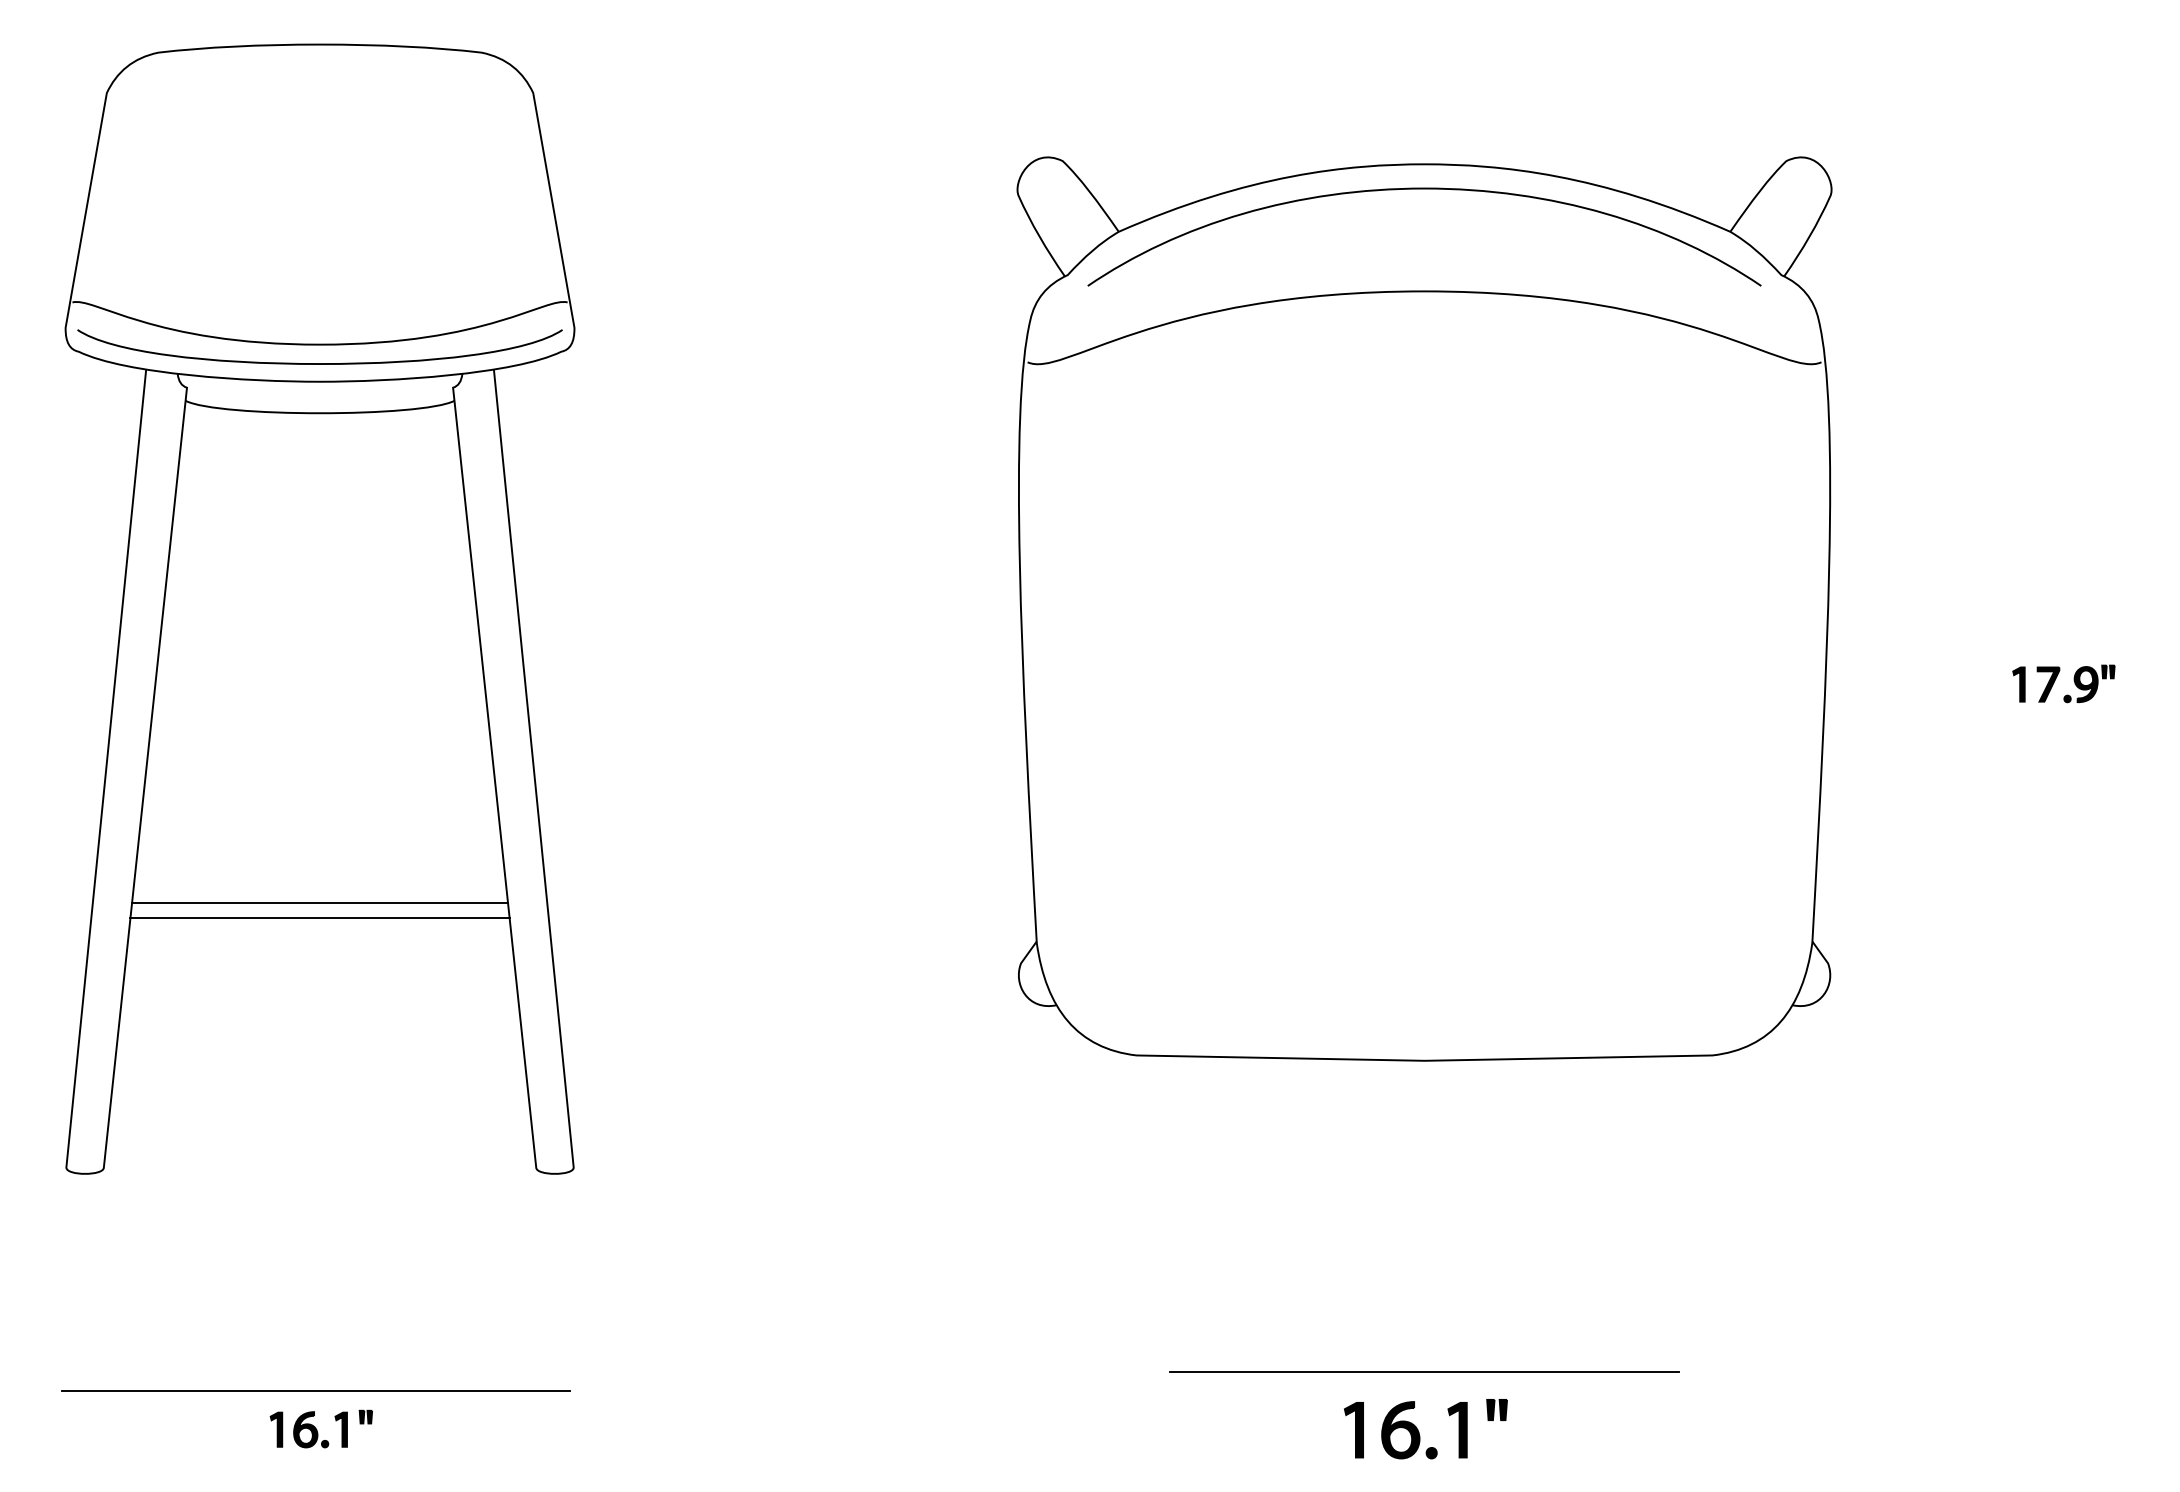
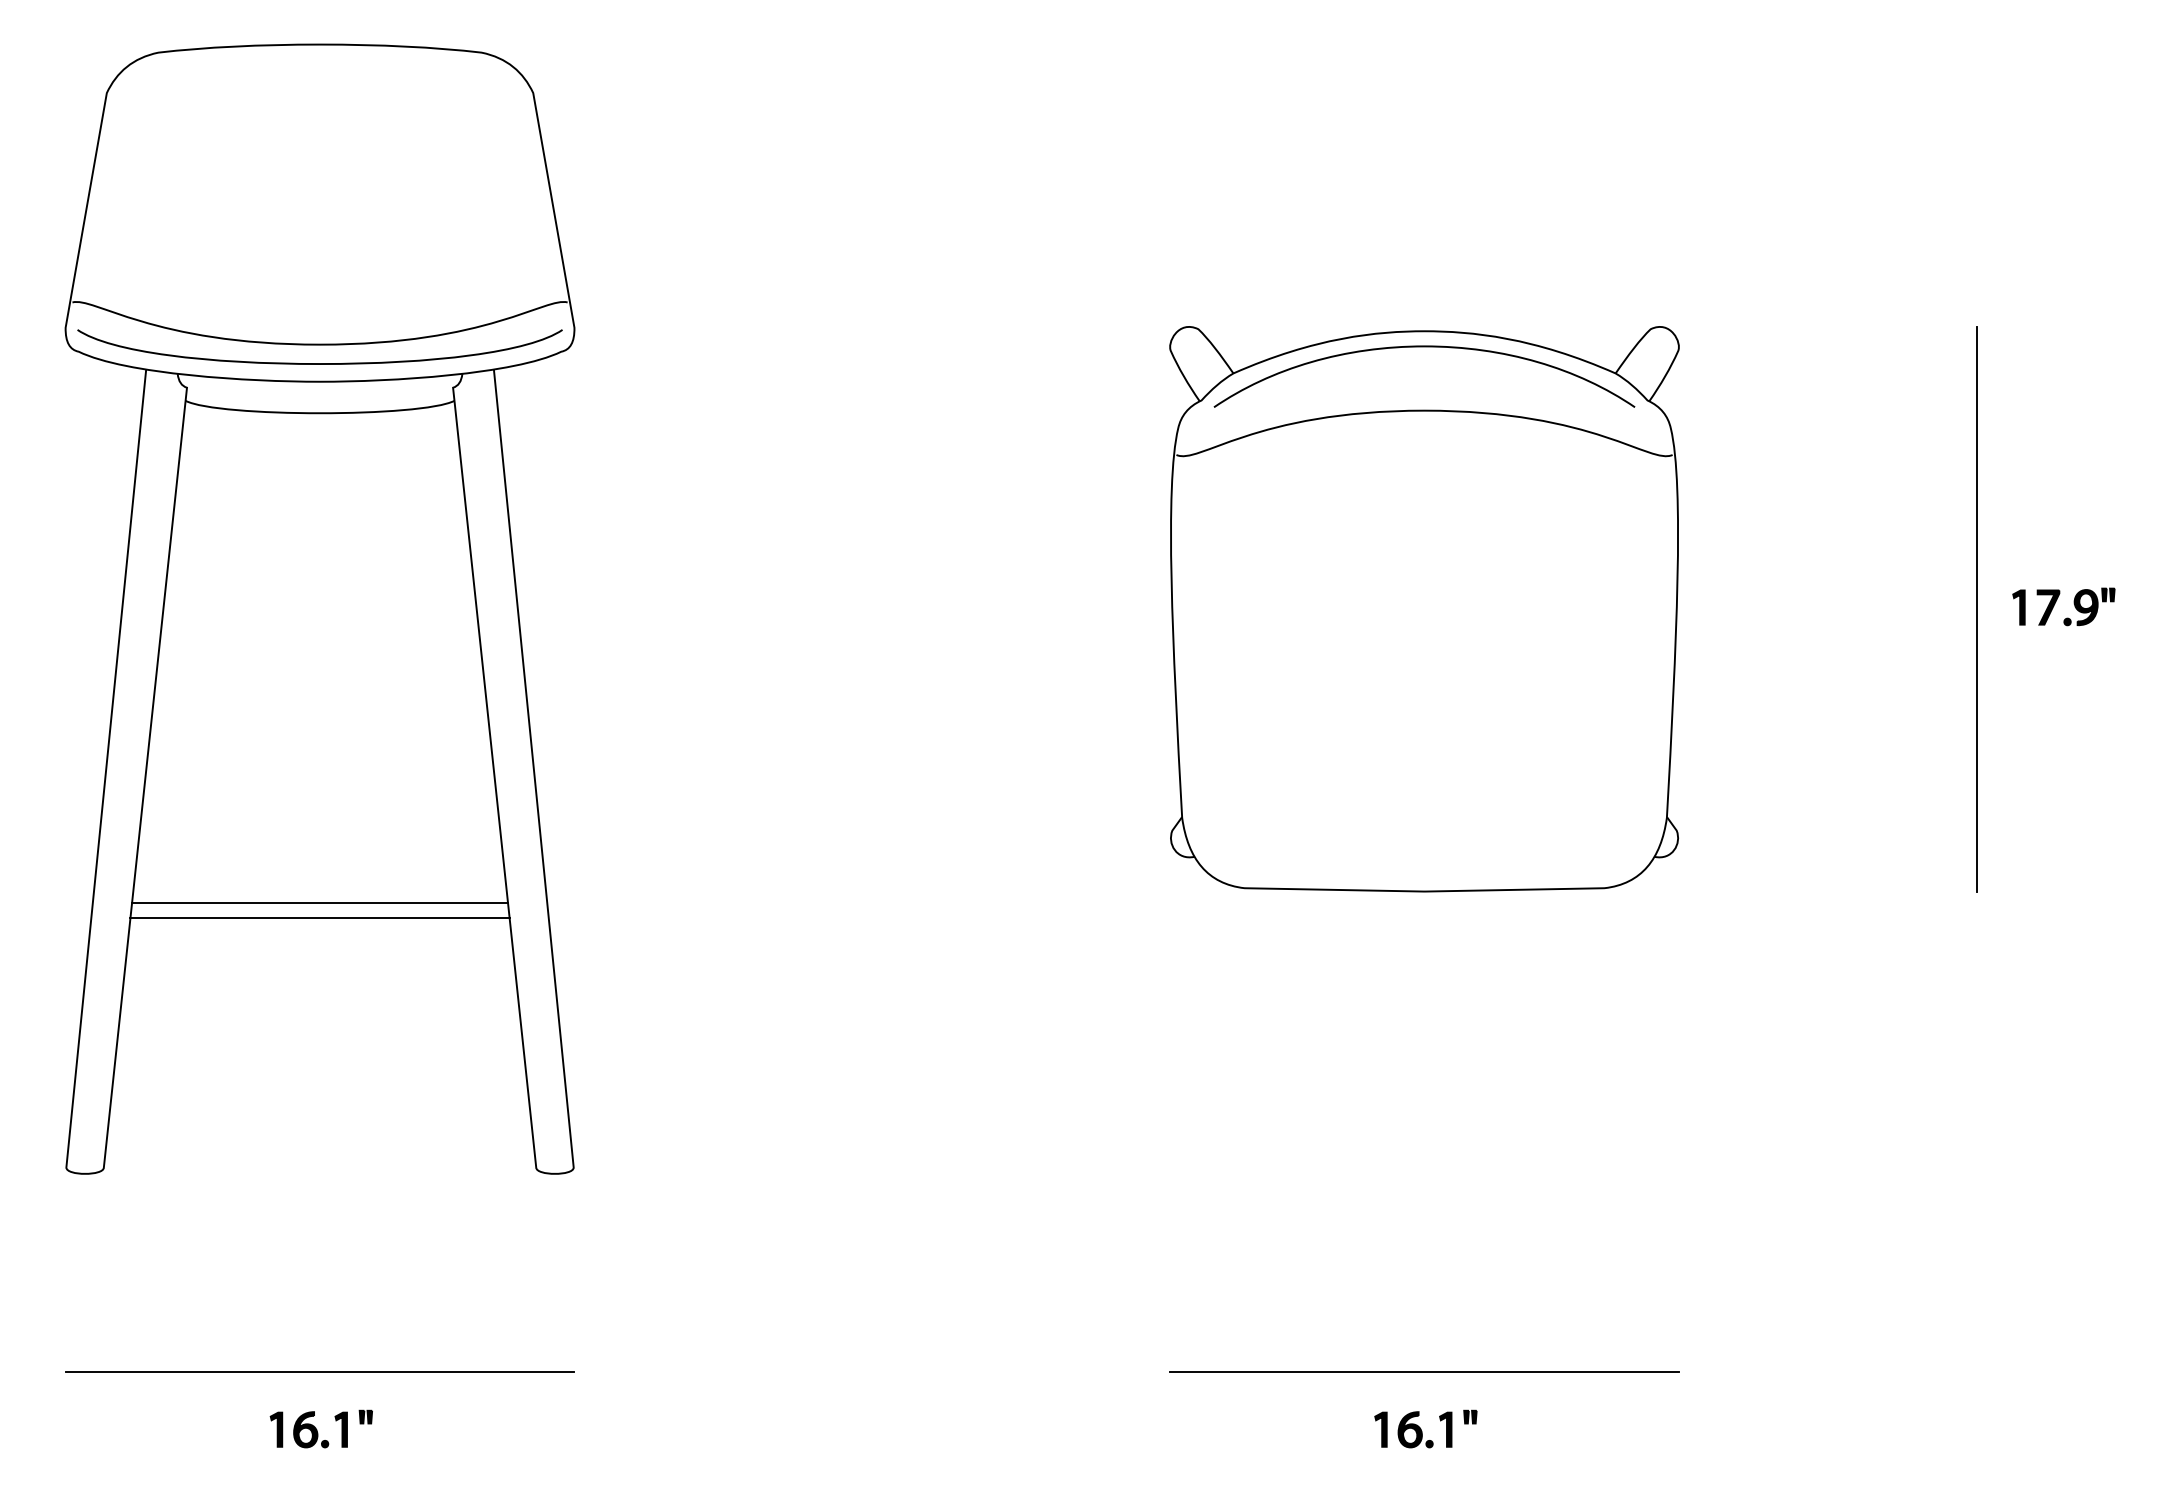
part size: 817x906 px -> 511x567 px (1424, 609)
line: none -> present (1976, 609)
part position: (2056, 679) -> (2056, 602) (2056, 602)
line position: (315, 1390) -> (319, 1371) (319, 1371)
part size: 164x61 px -> 104x40 px (1425, 1428)
